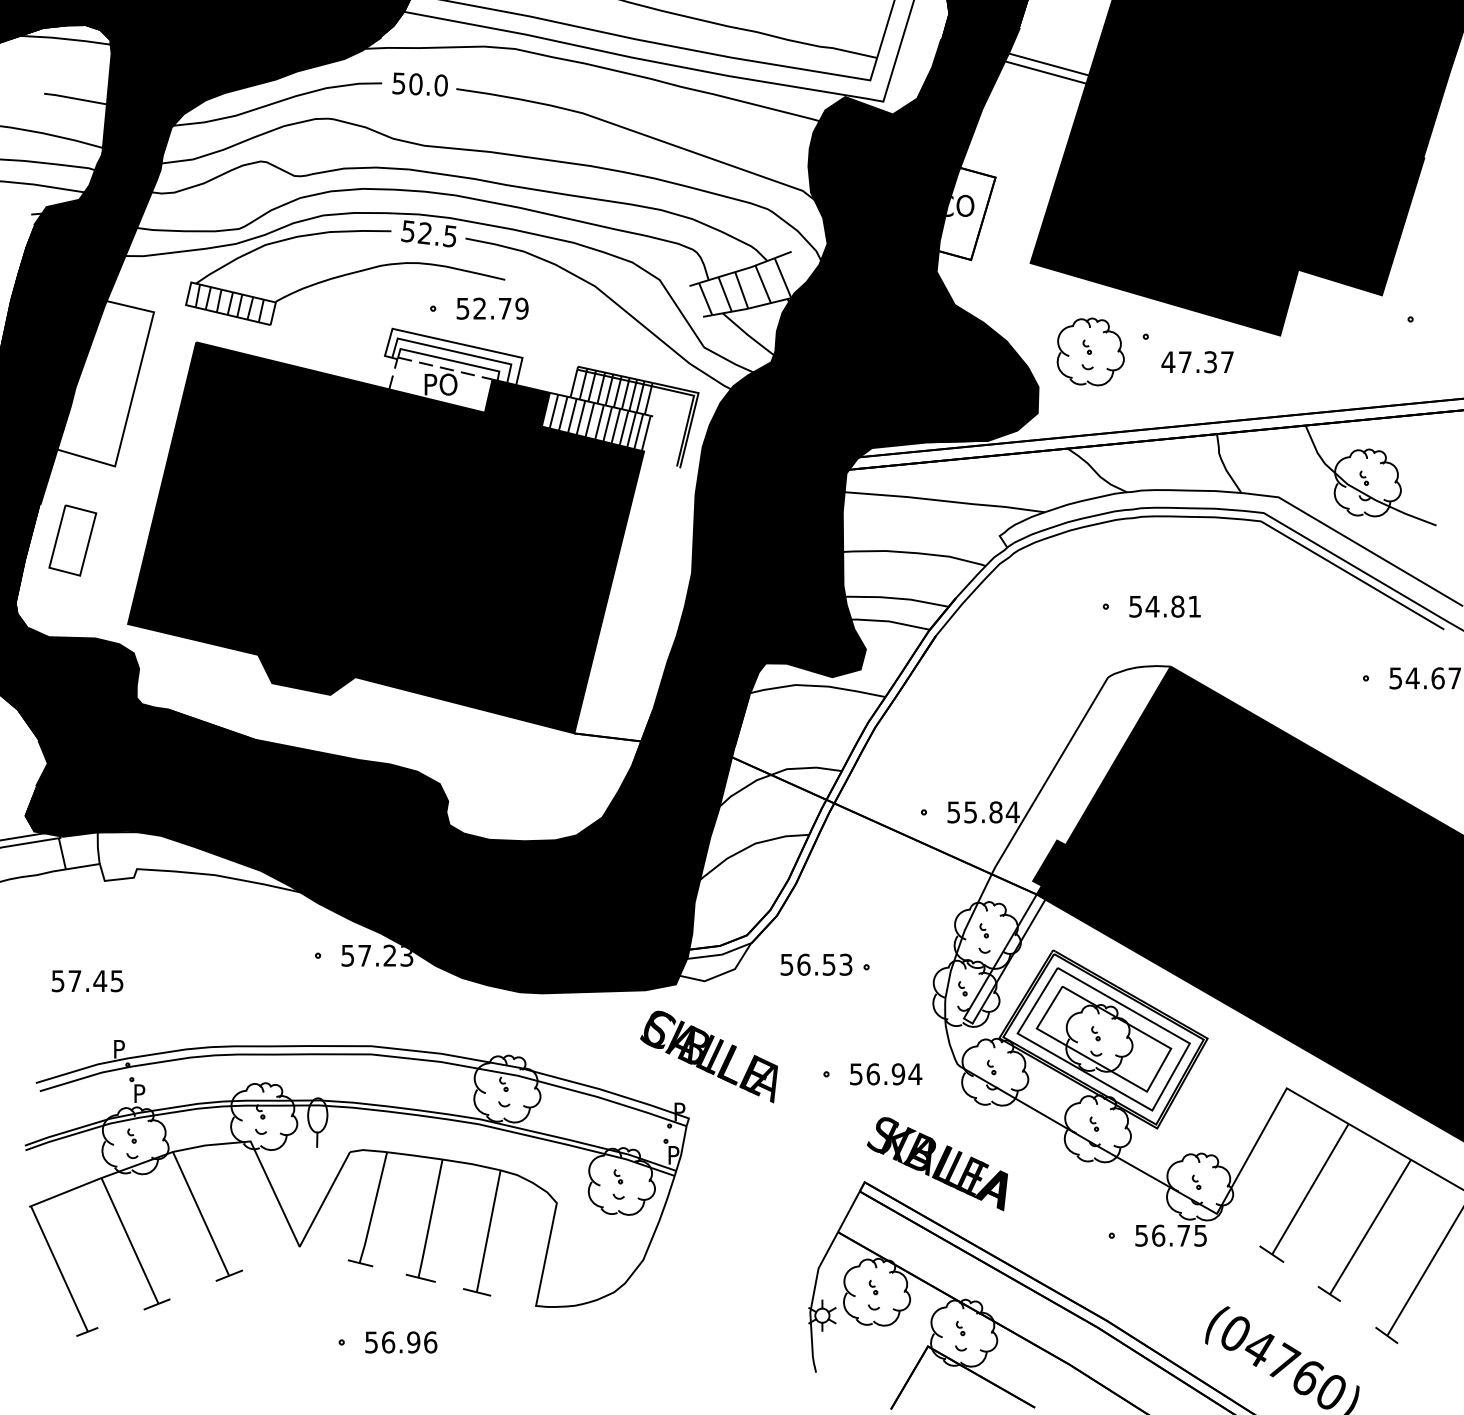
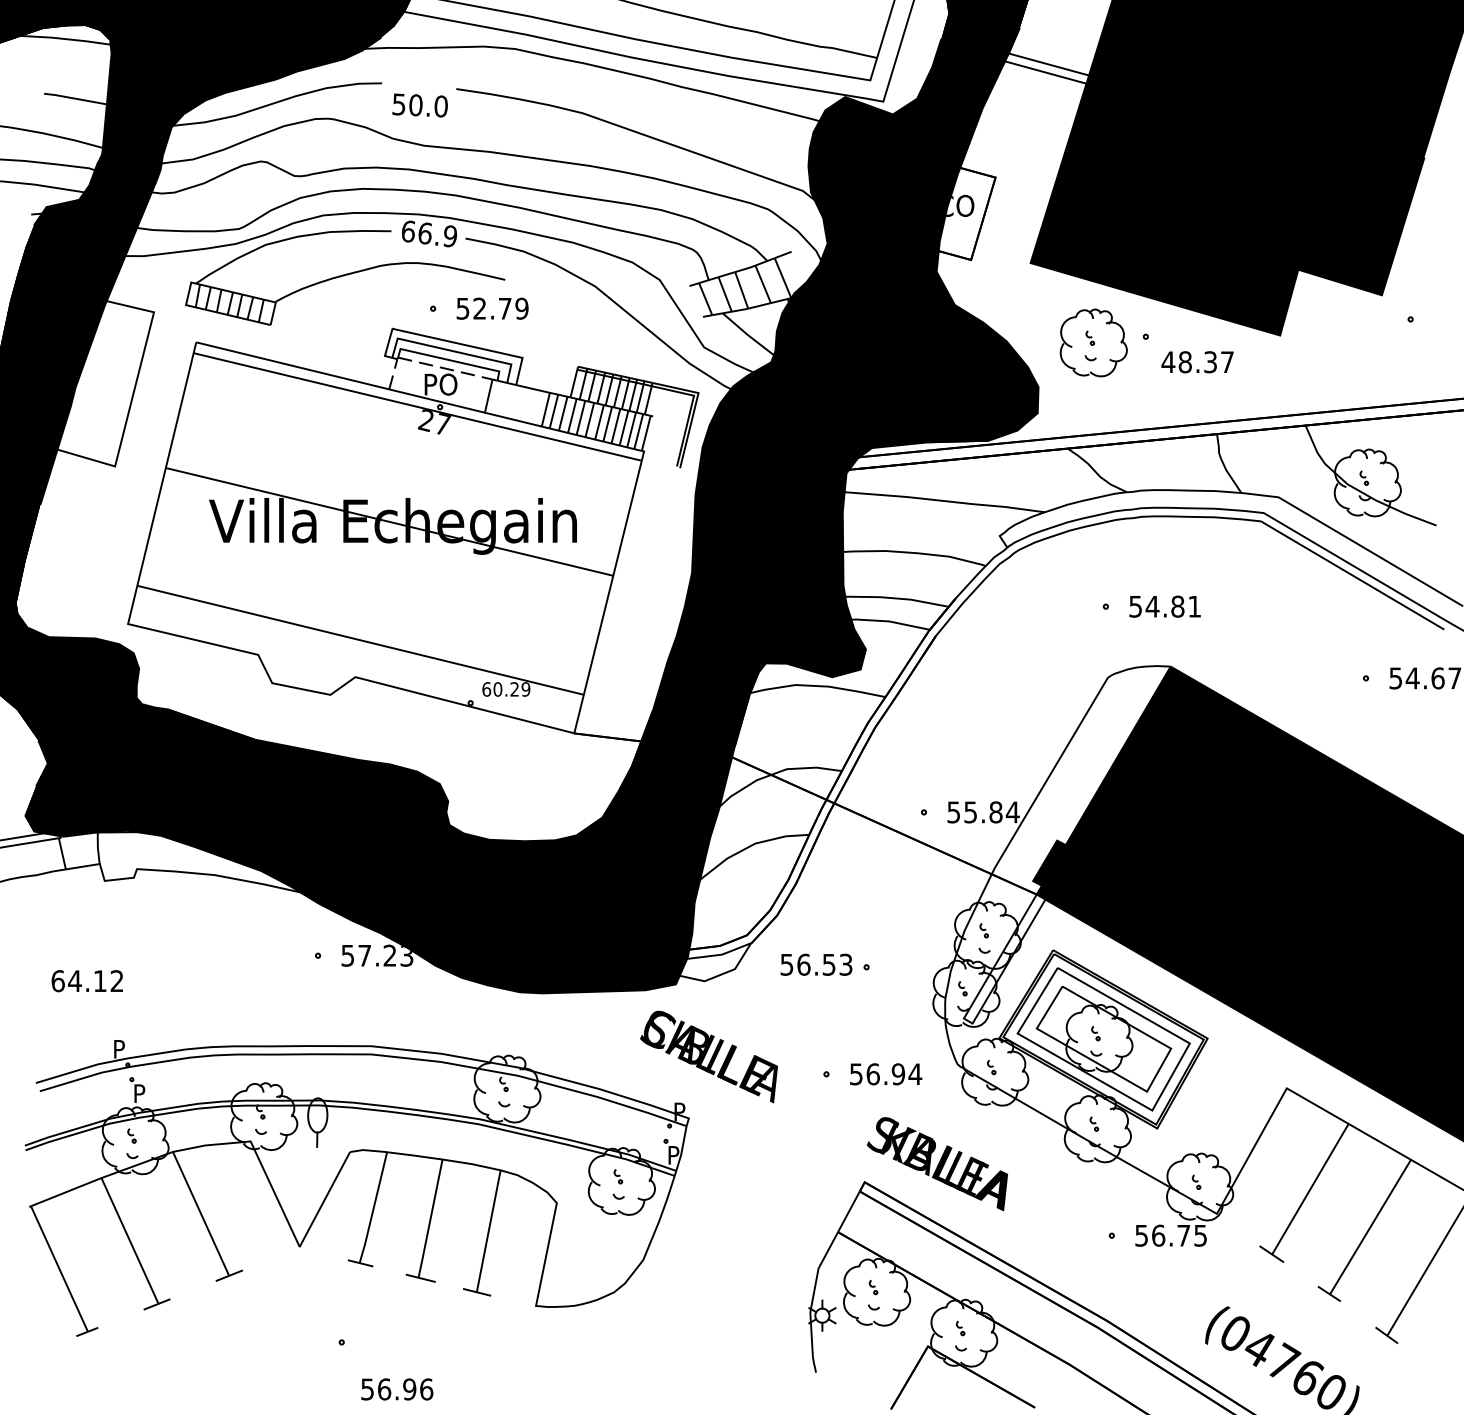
text position: (419, 84) -> (419, 105) (419, 105)
text: 52.5 -> 66.9 (429, 233)
part position: (1090, 351) -> (1093, 342) (1093, 342)
text: 47.37 -> 48.37 (1184, 362)
fill: present -> none (386, 537)
part: present -> none (72, 540)
text: 57.45 -> 64.12 (87, 981)
text position: (401, 1342) -> (397, 1389) (397, 1389)
